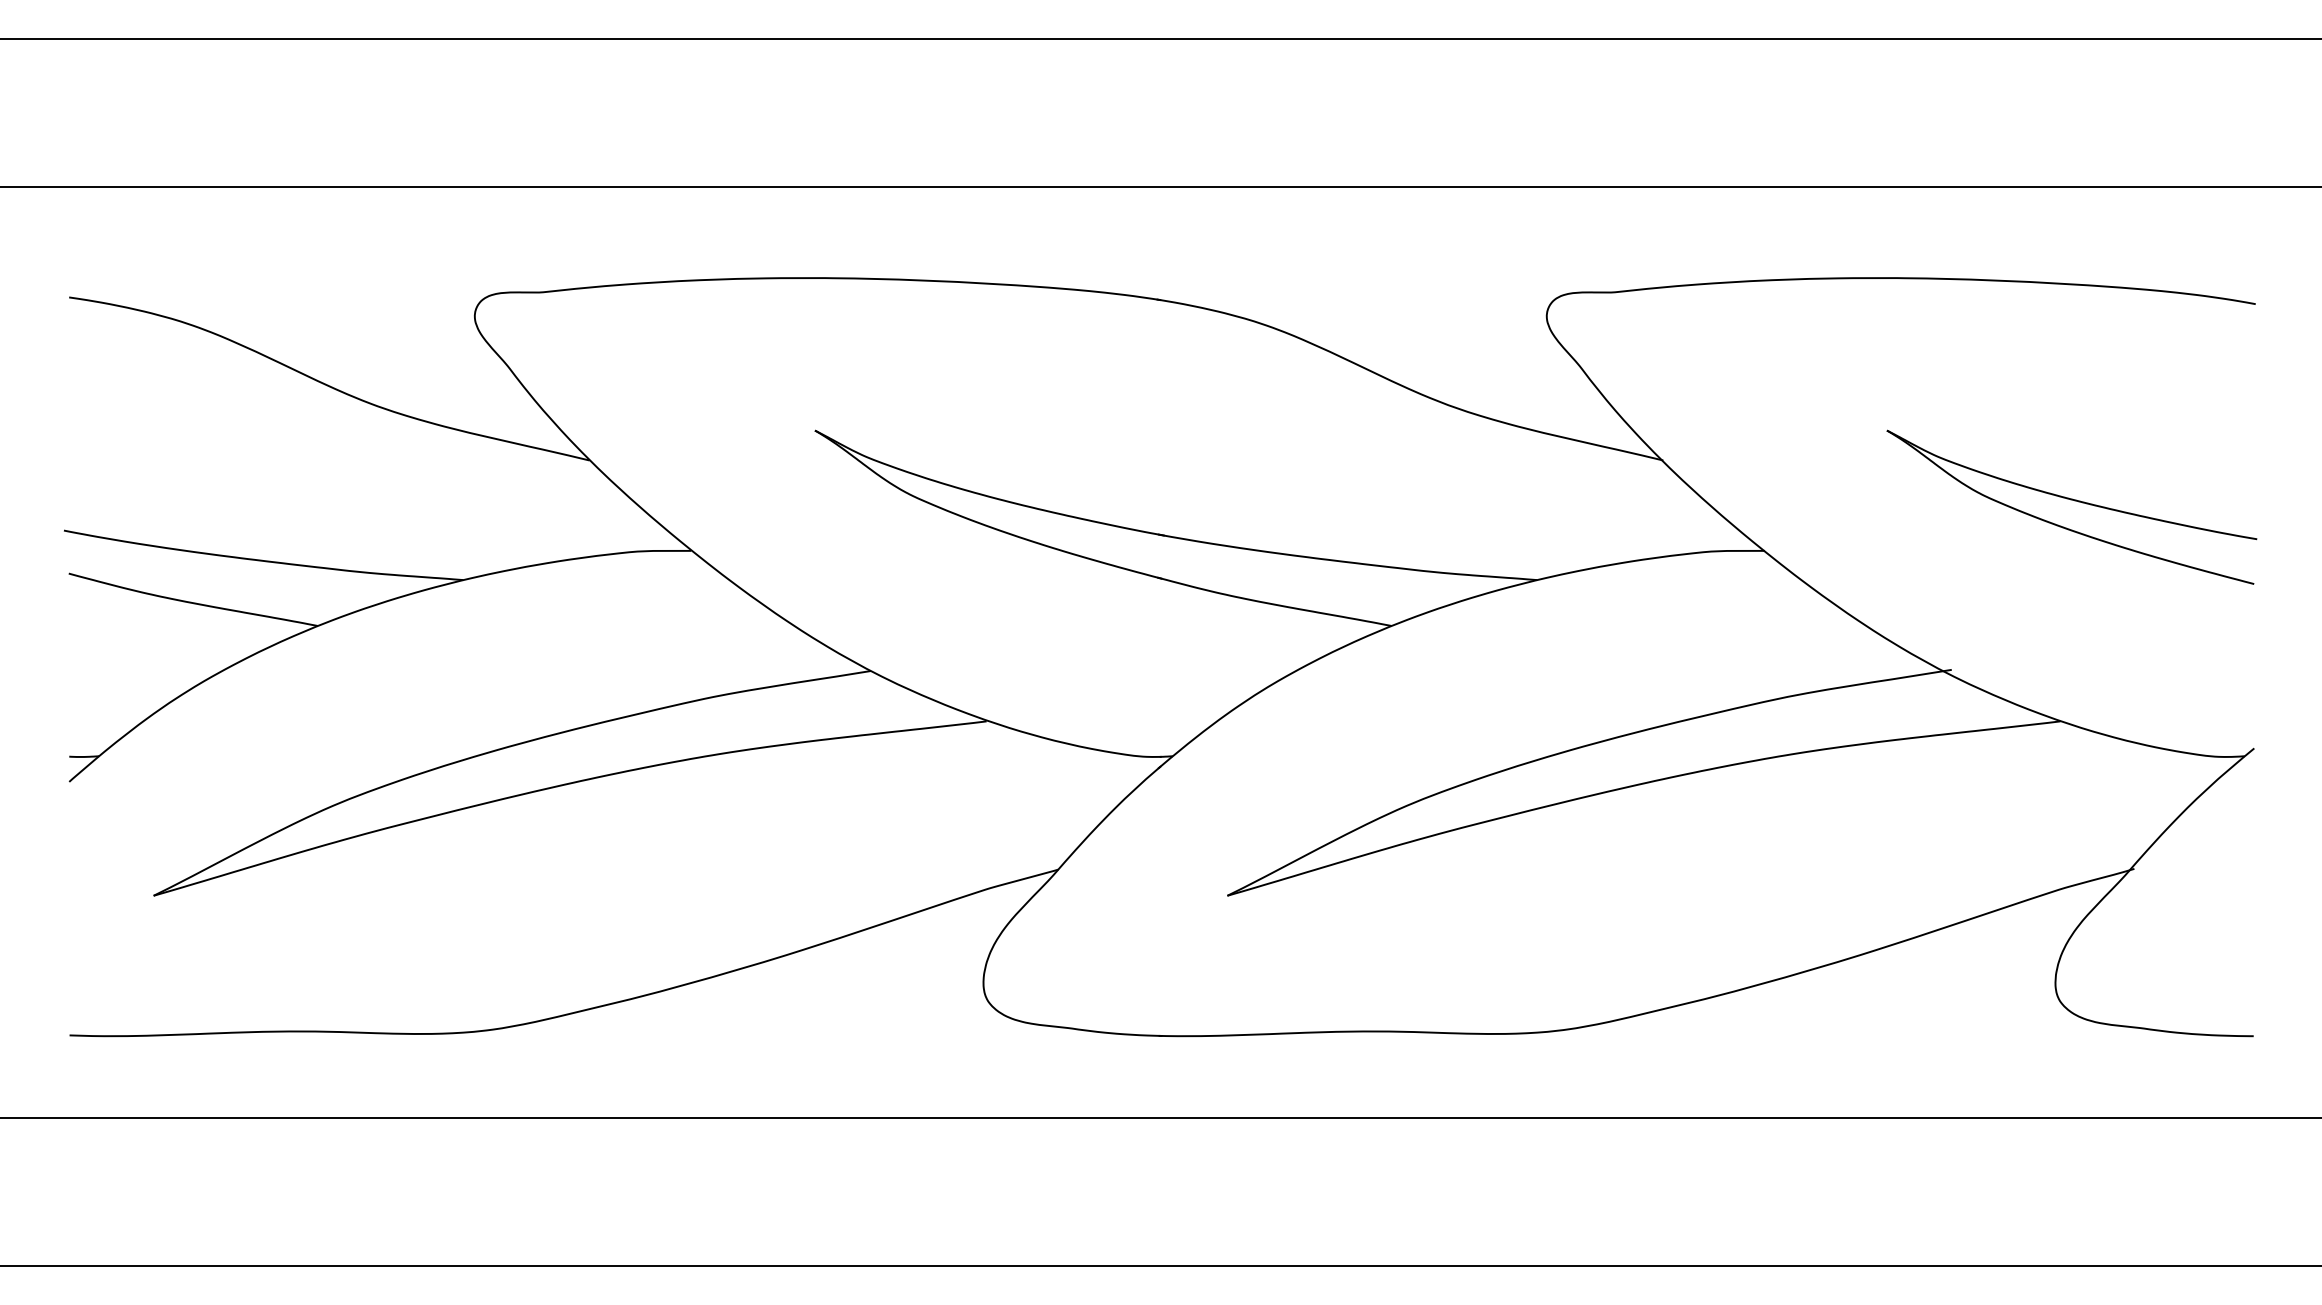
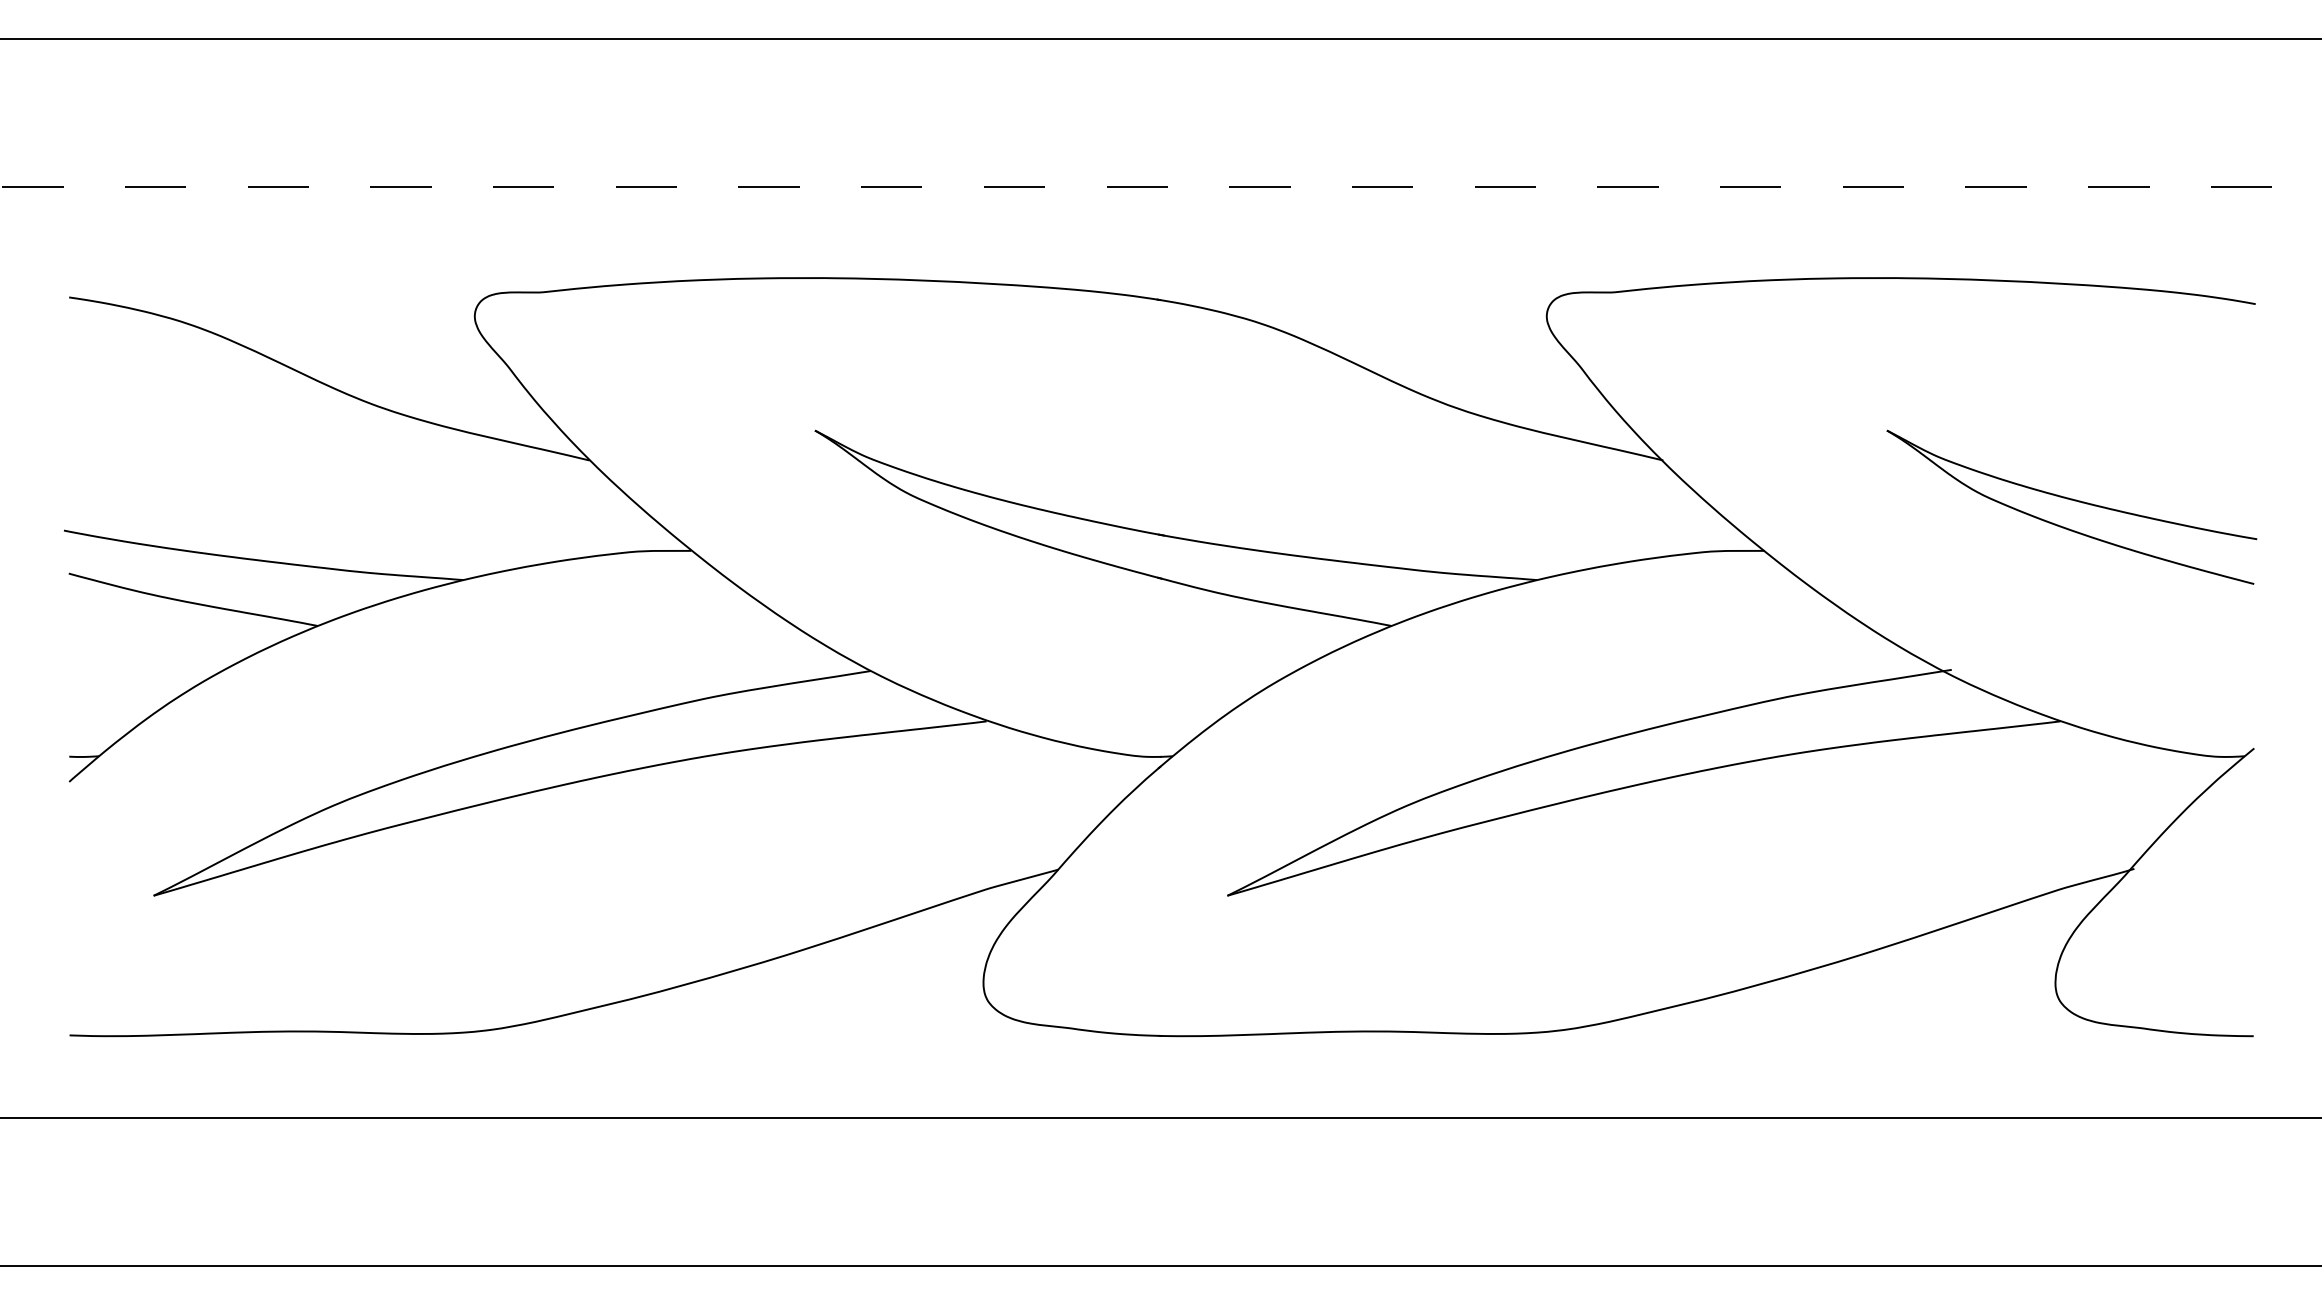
line: solid -> dashed (1161, 187)
